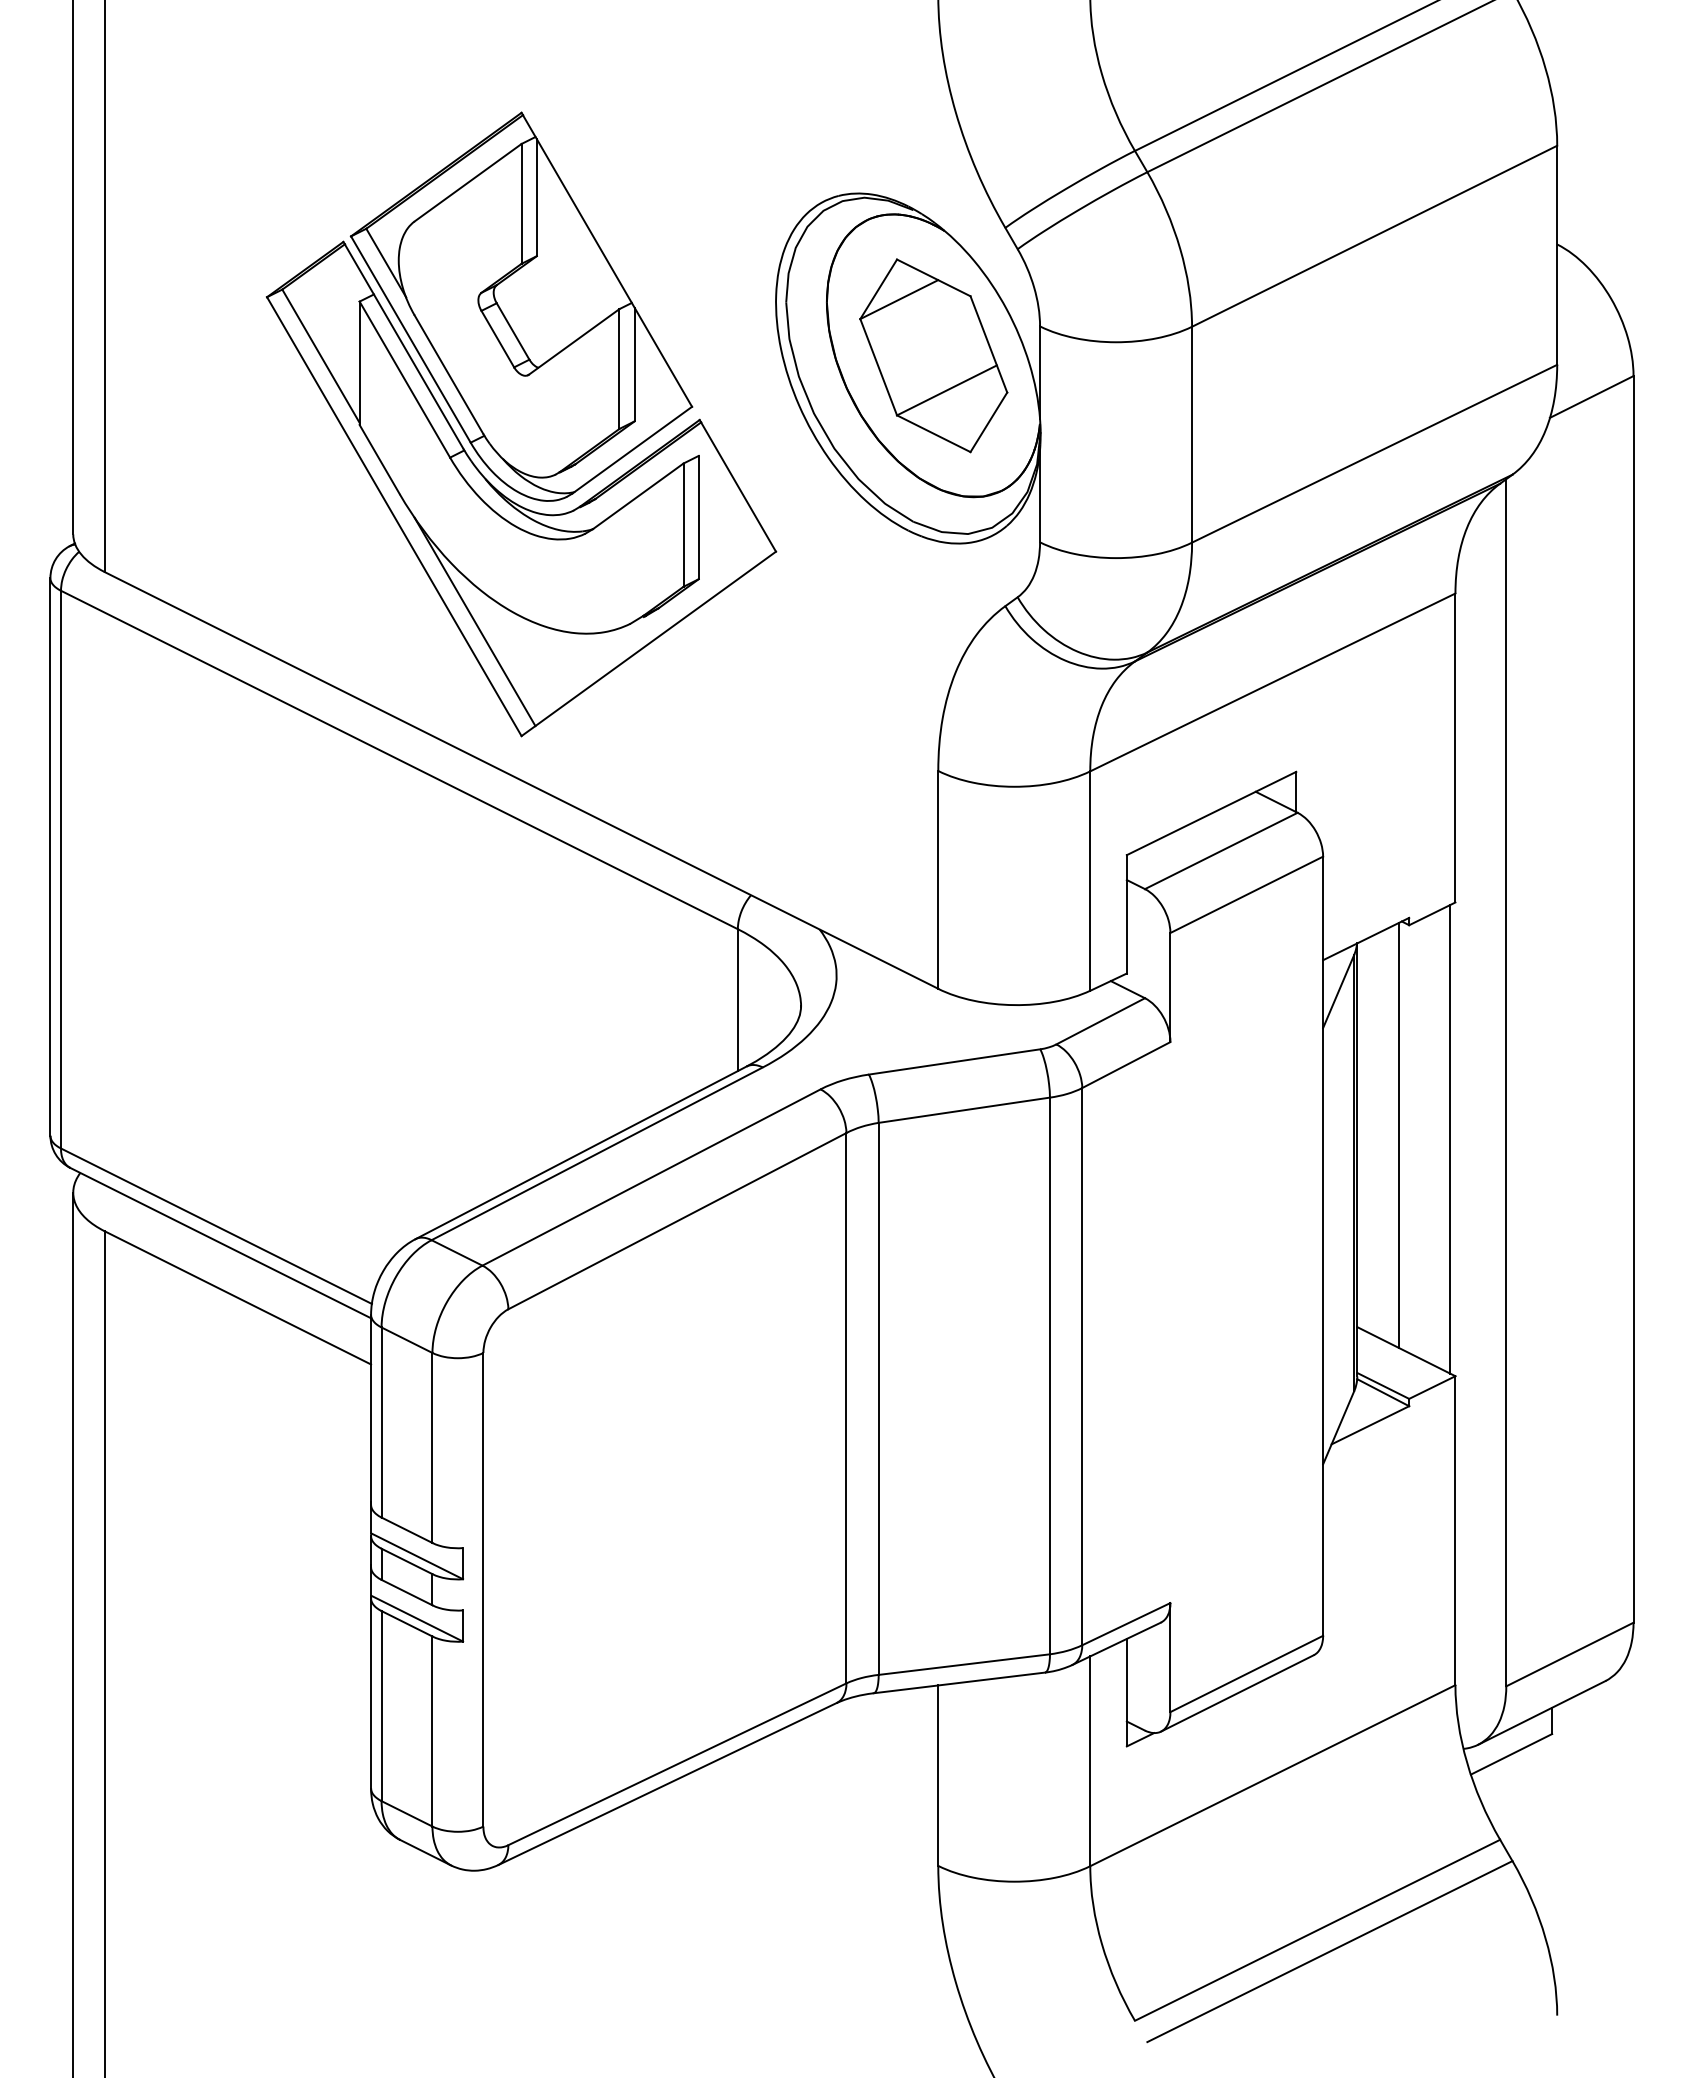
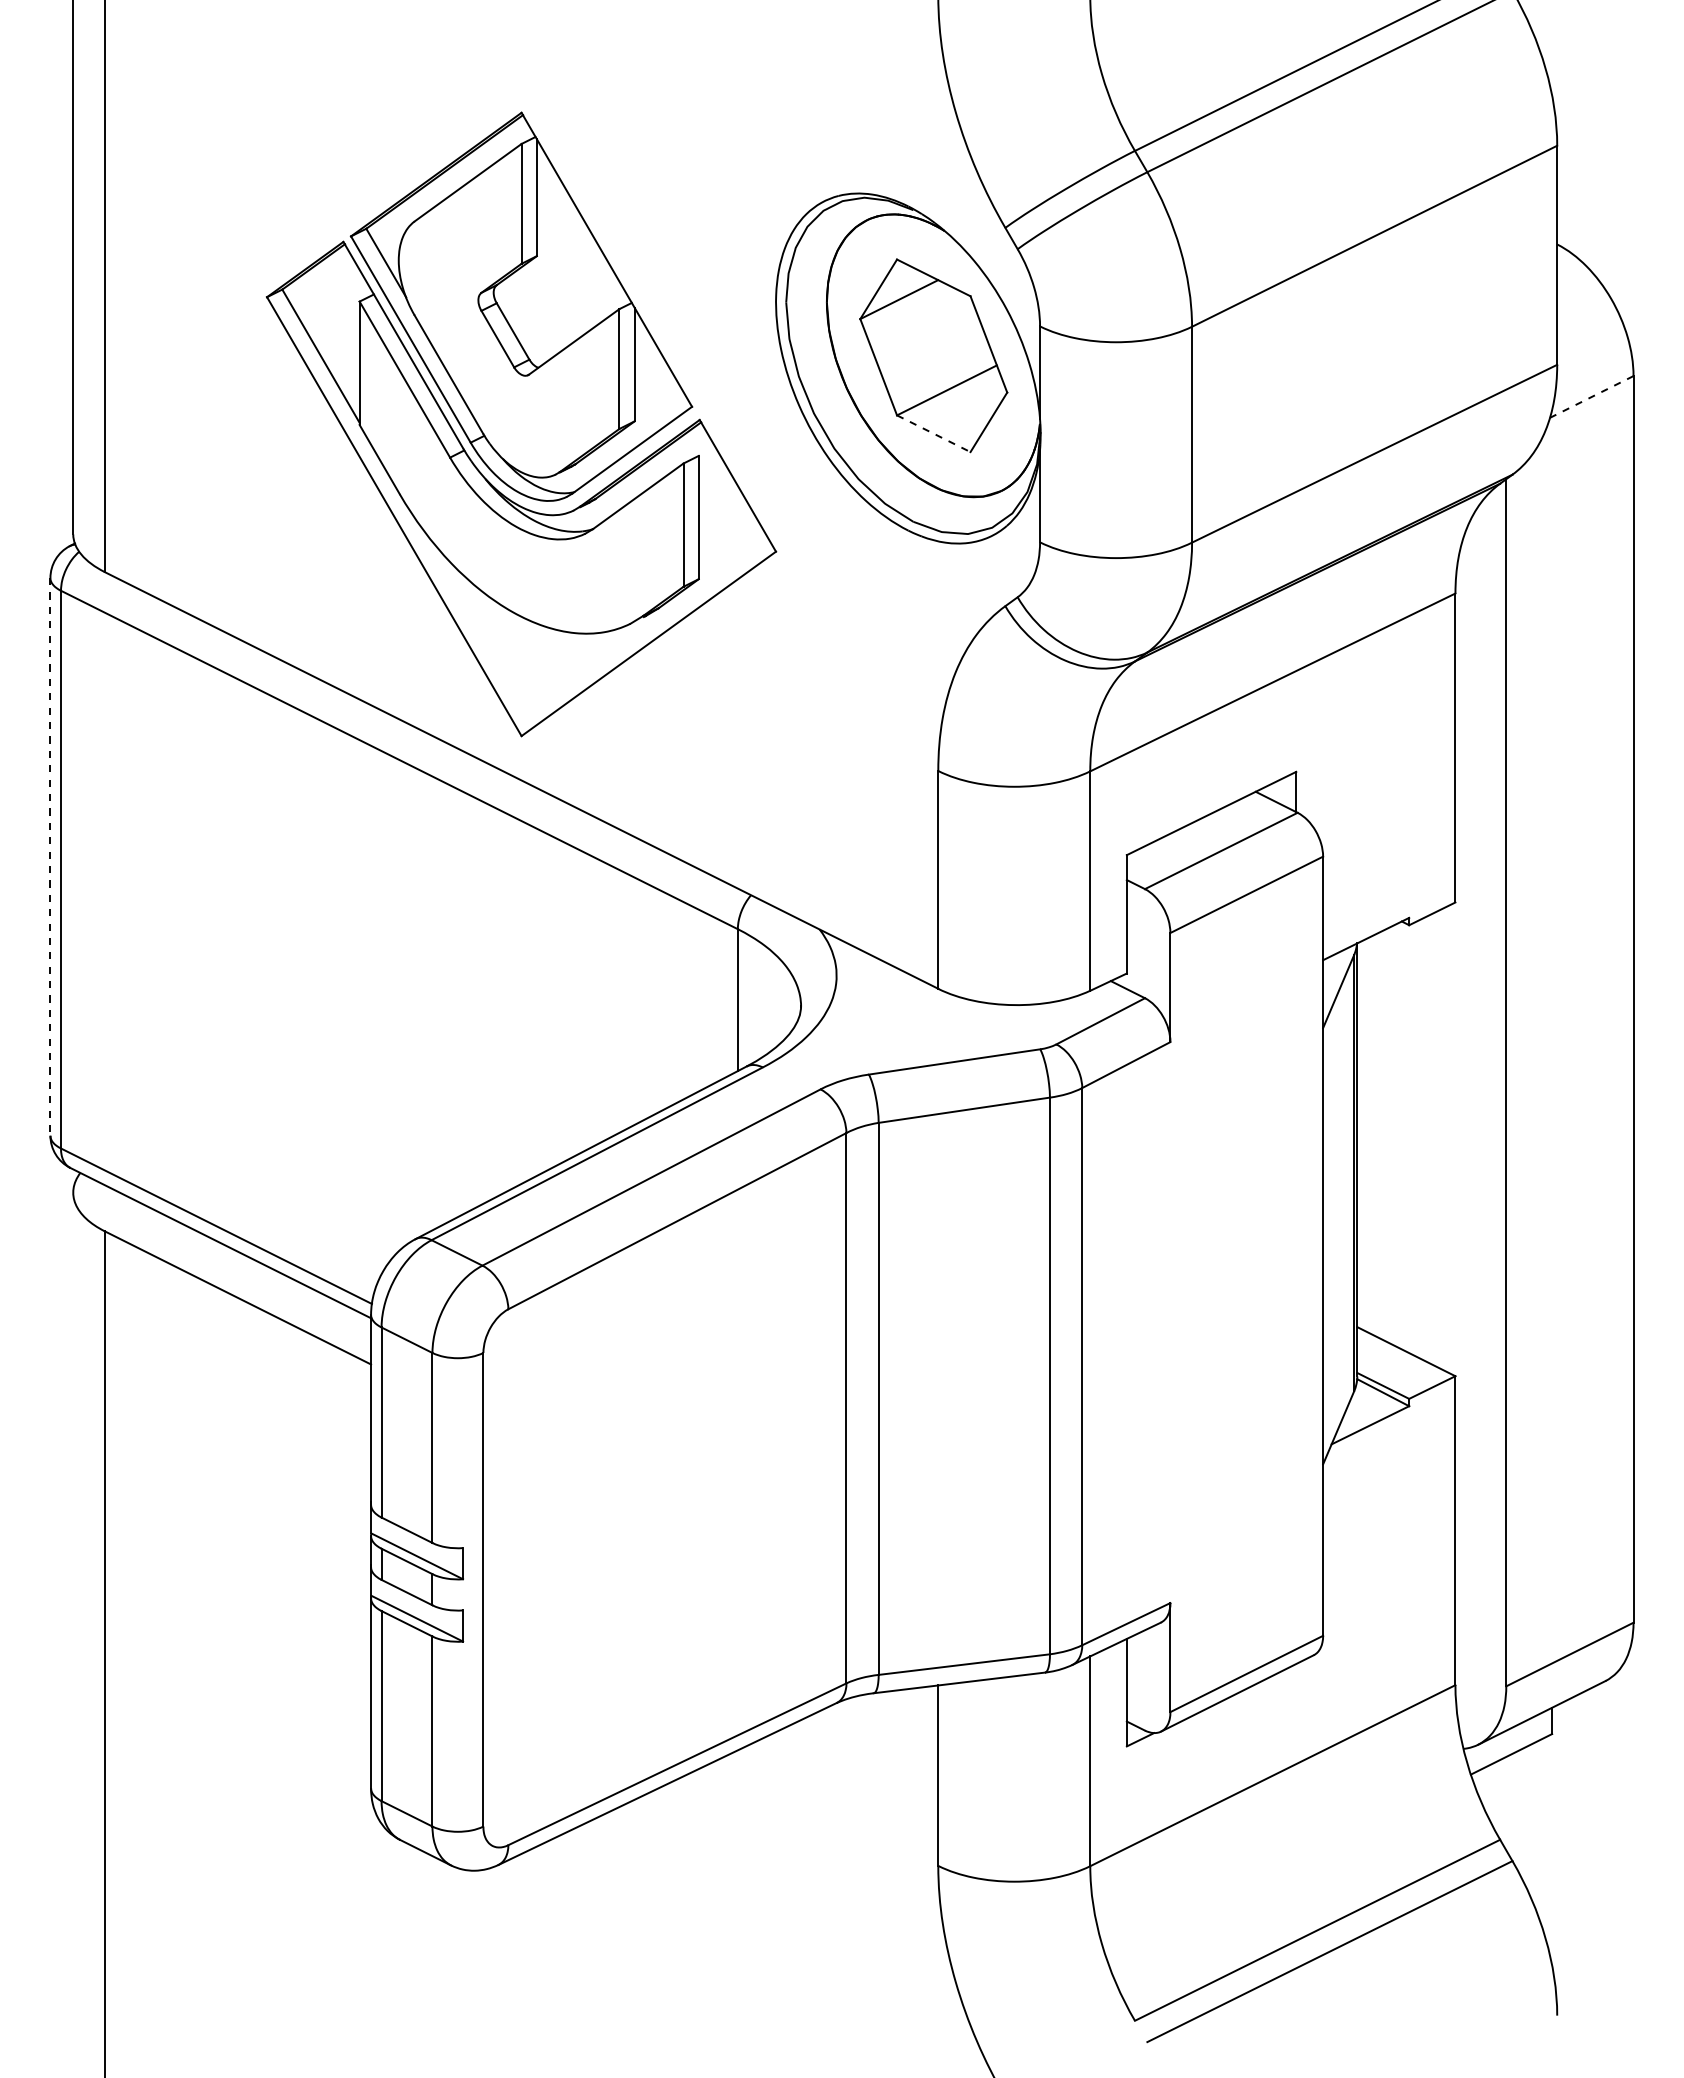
line: solid -> dashed (1591, 397)
line: solid -> dashed (934, 433)
line: present -> none (474, 621)
line: solid -> dashed (50, 856)
line: present -> none (1399, 1135)
line: present -> none (1450, 1139)
line: present -> none (73, 1633)
